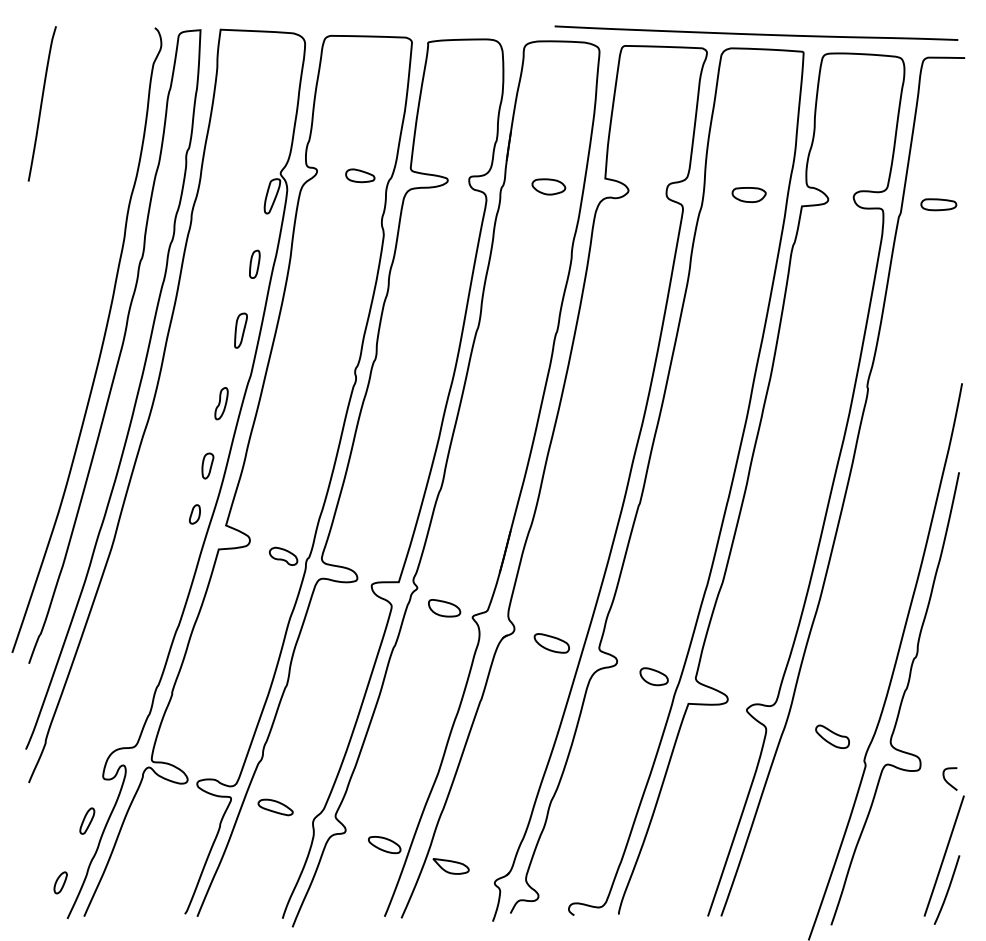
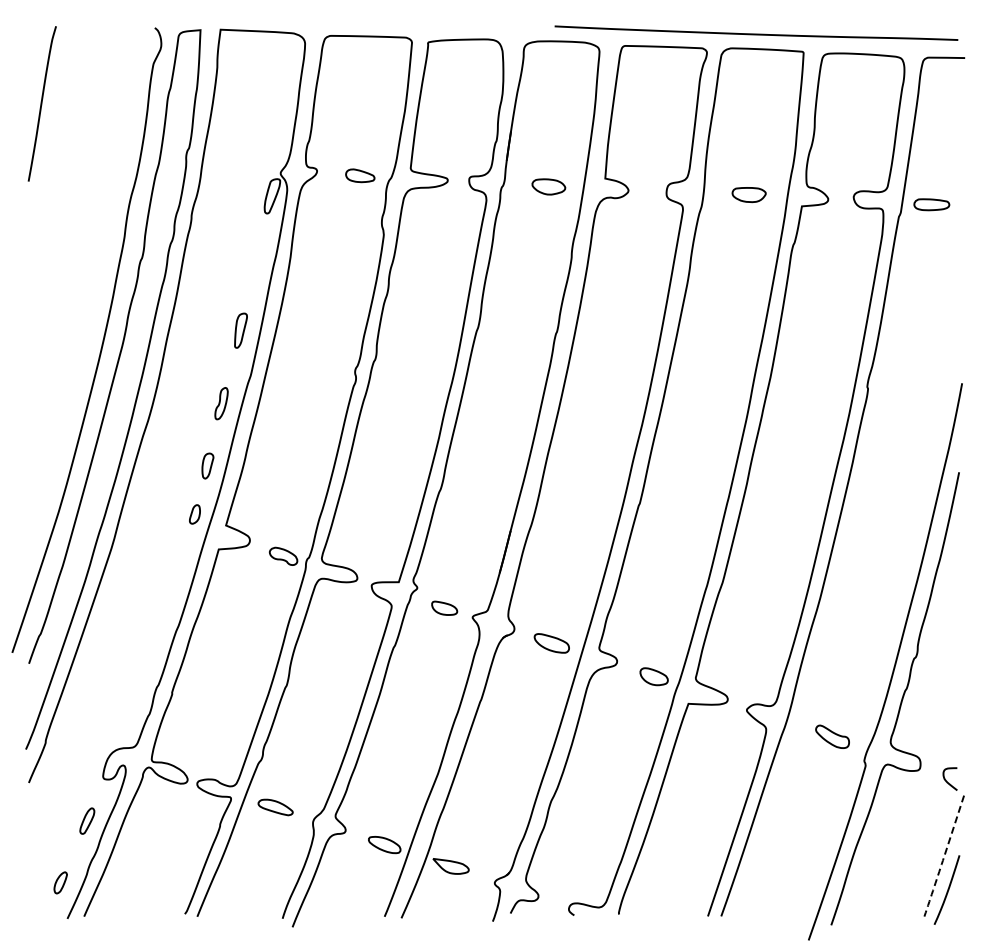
part position: (938, 204) -> (931, 204) (931, 204)
part: present -> none (254, 263)
part size: 34x19 px -> 28x16 px (444, 607)
line: solid -> dashed (943, 857)
